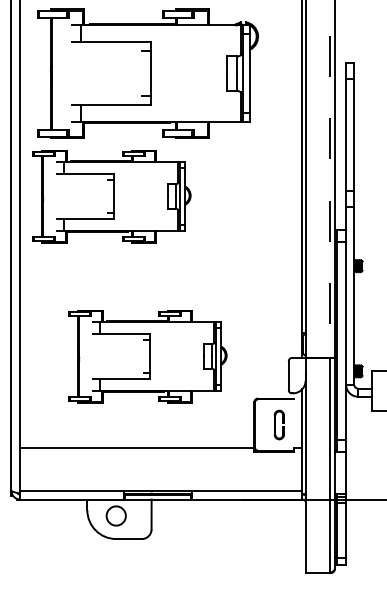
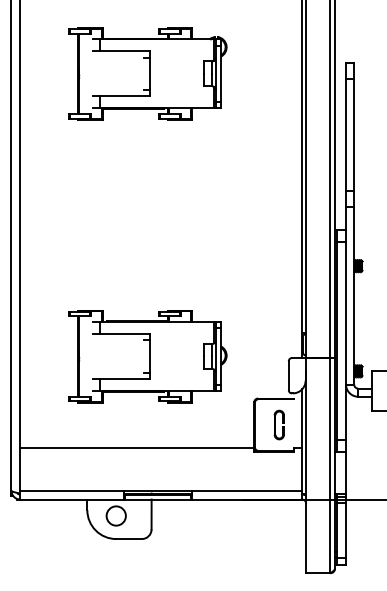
part size: 223x131 px -> 160x94 px (147, 73)
line: dashed -> solid (330, 179)
part: present -> none (111, 196)
